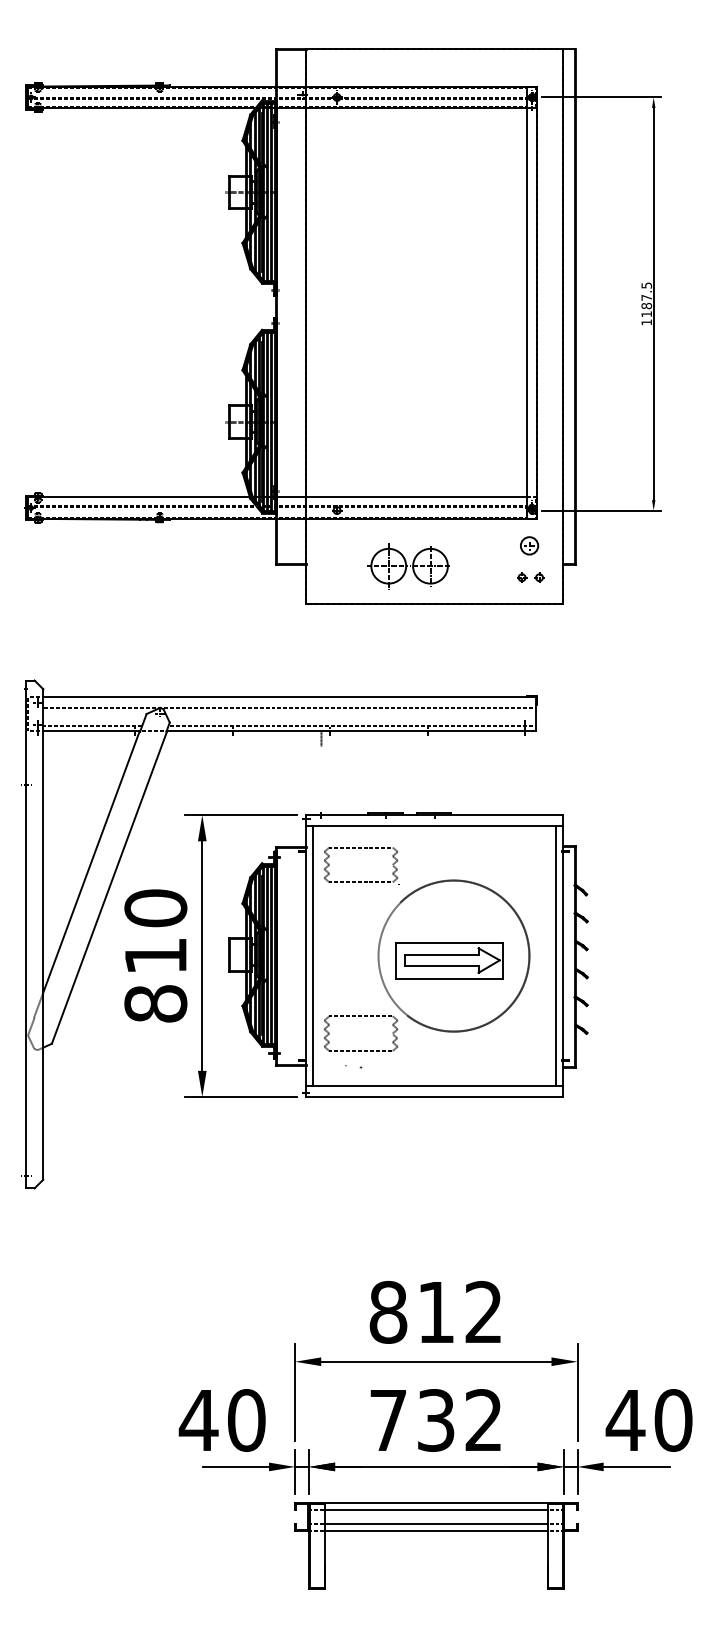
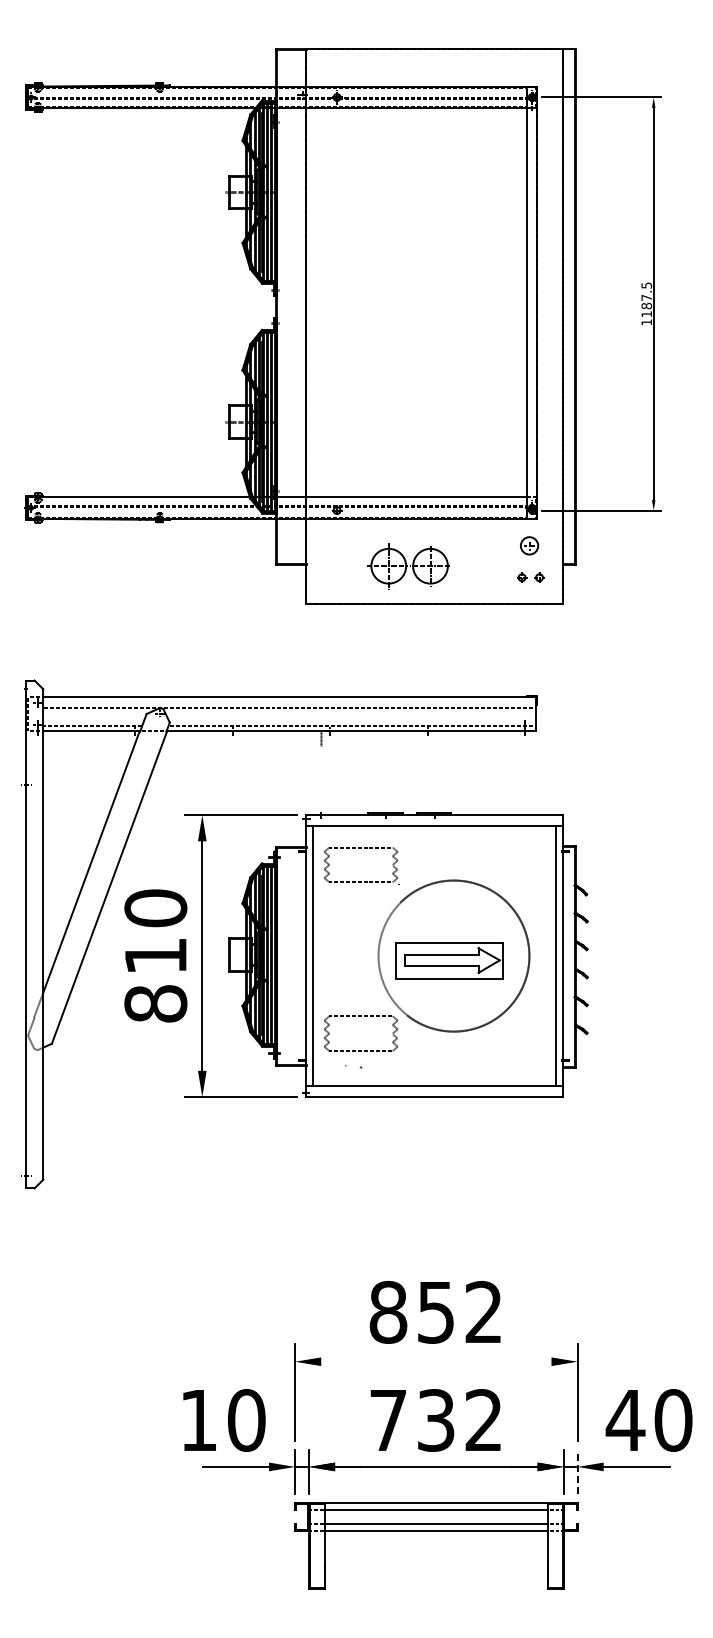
text: 812 -> 852 (435, 1312)
line: present -> none (436, 1361)
text: 40 -> 10 (198, 1420)
line: solid -> dashed (577, 1471)
